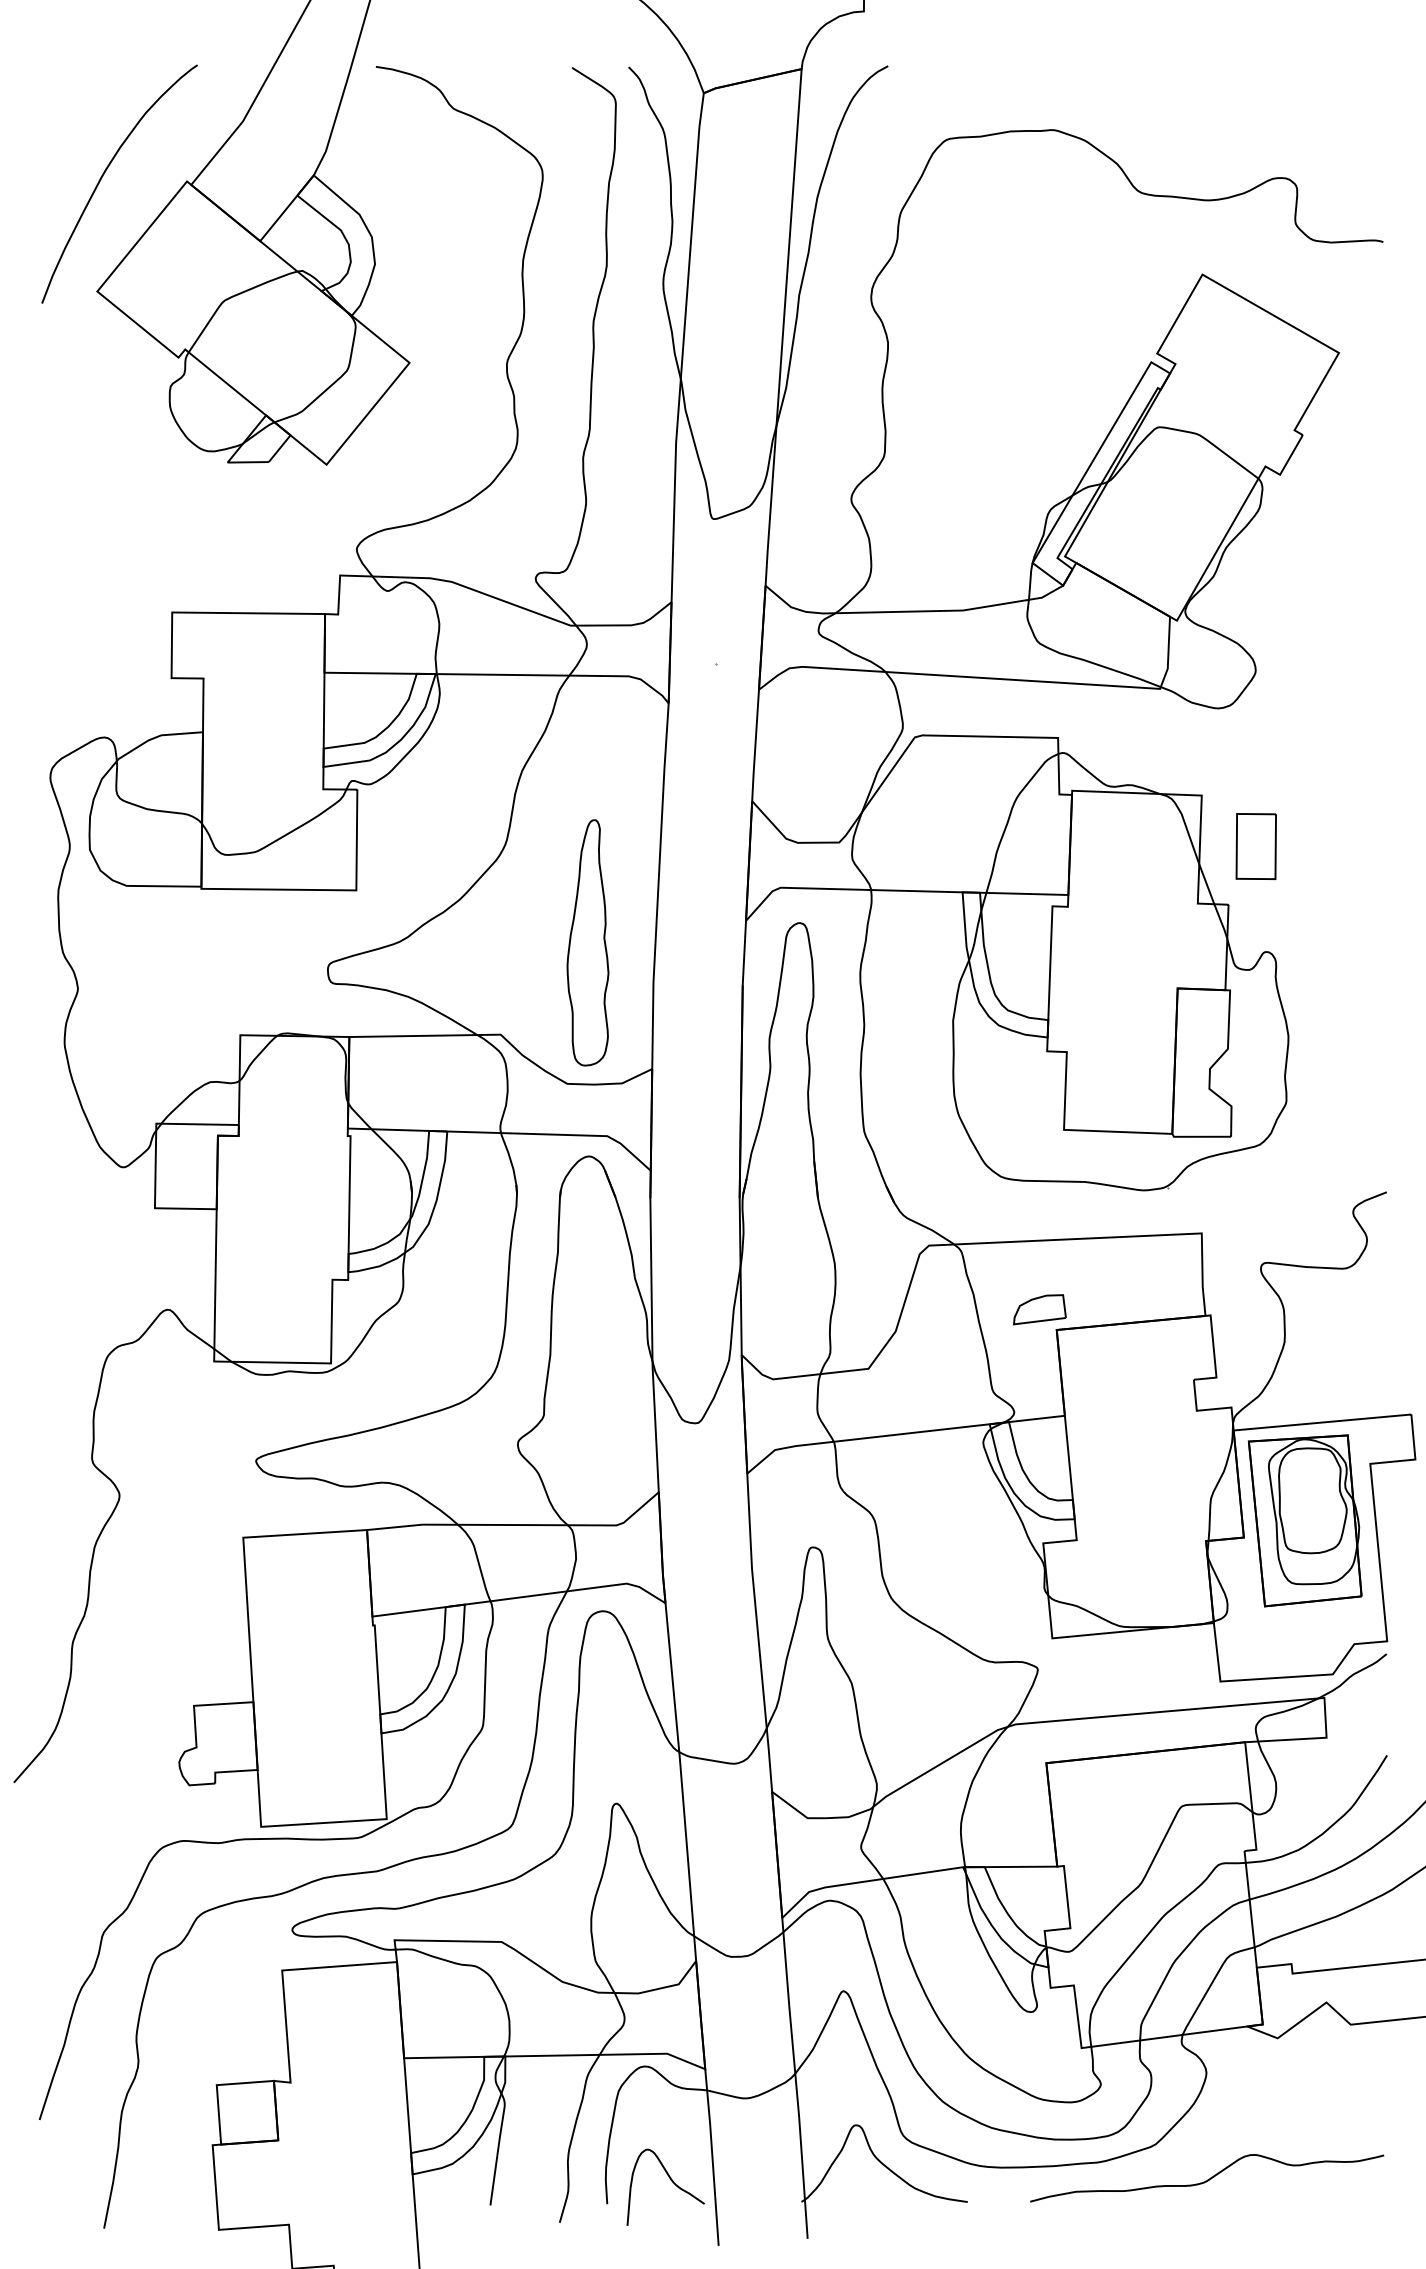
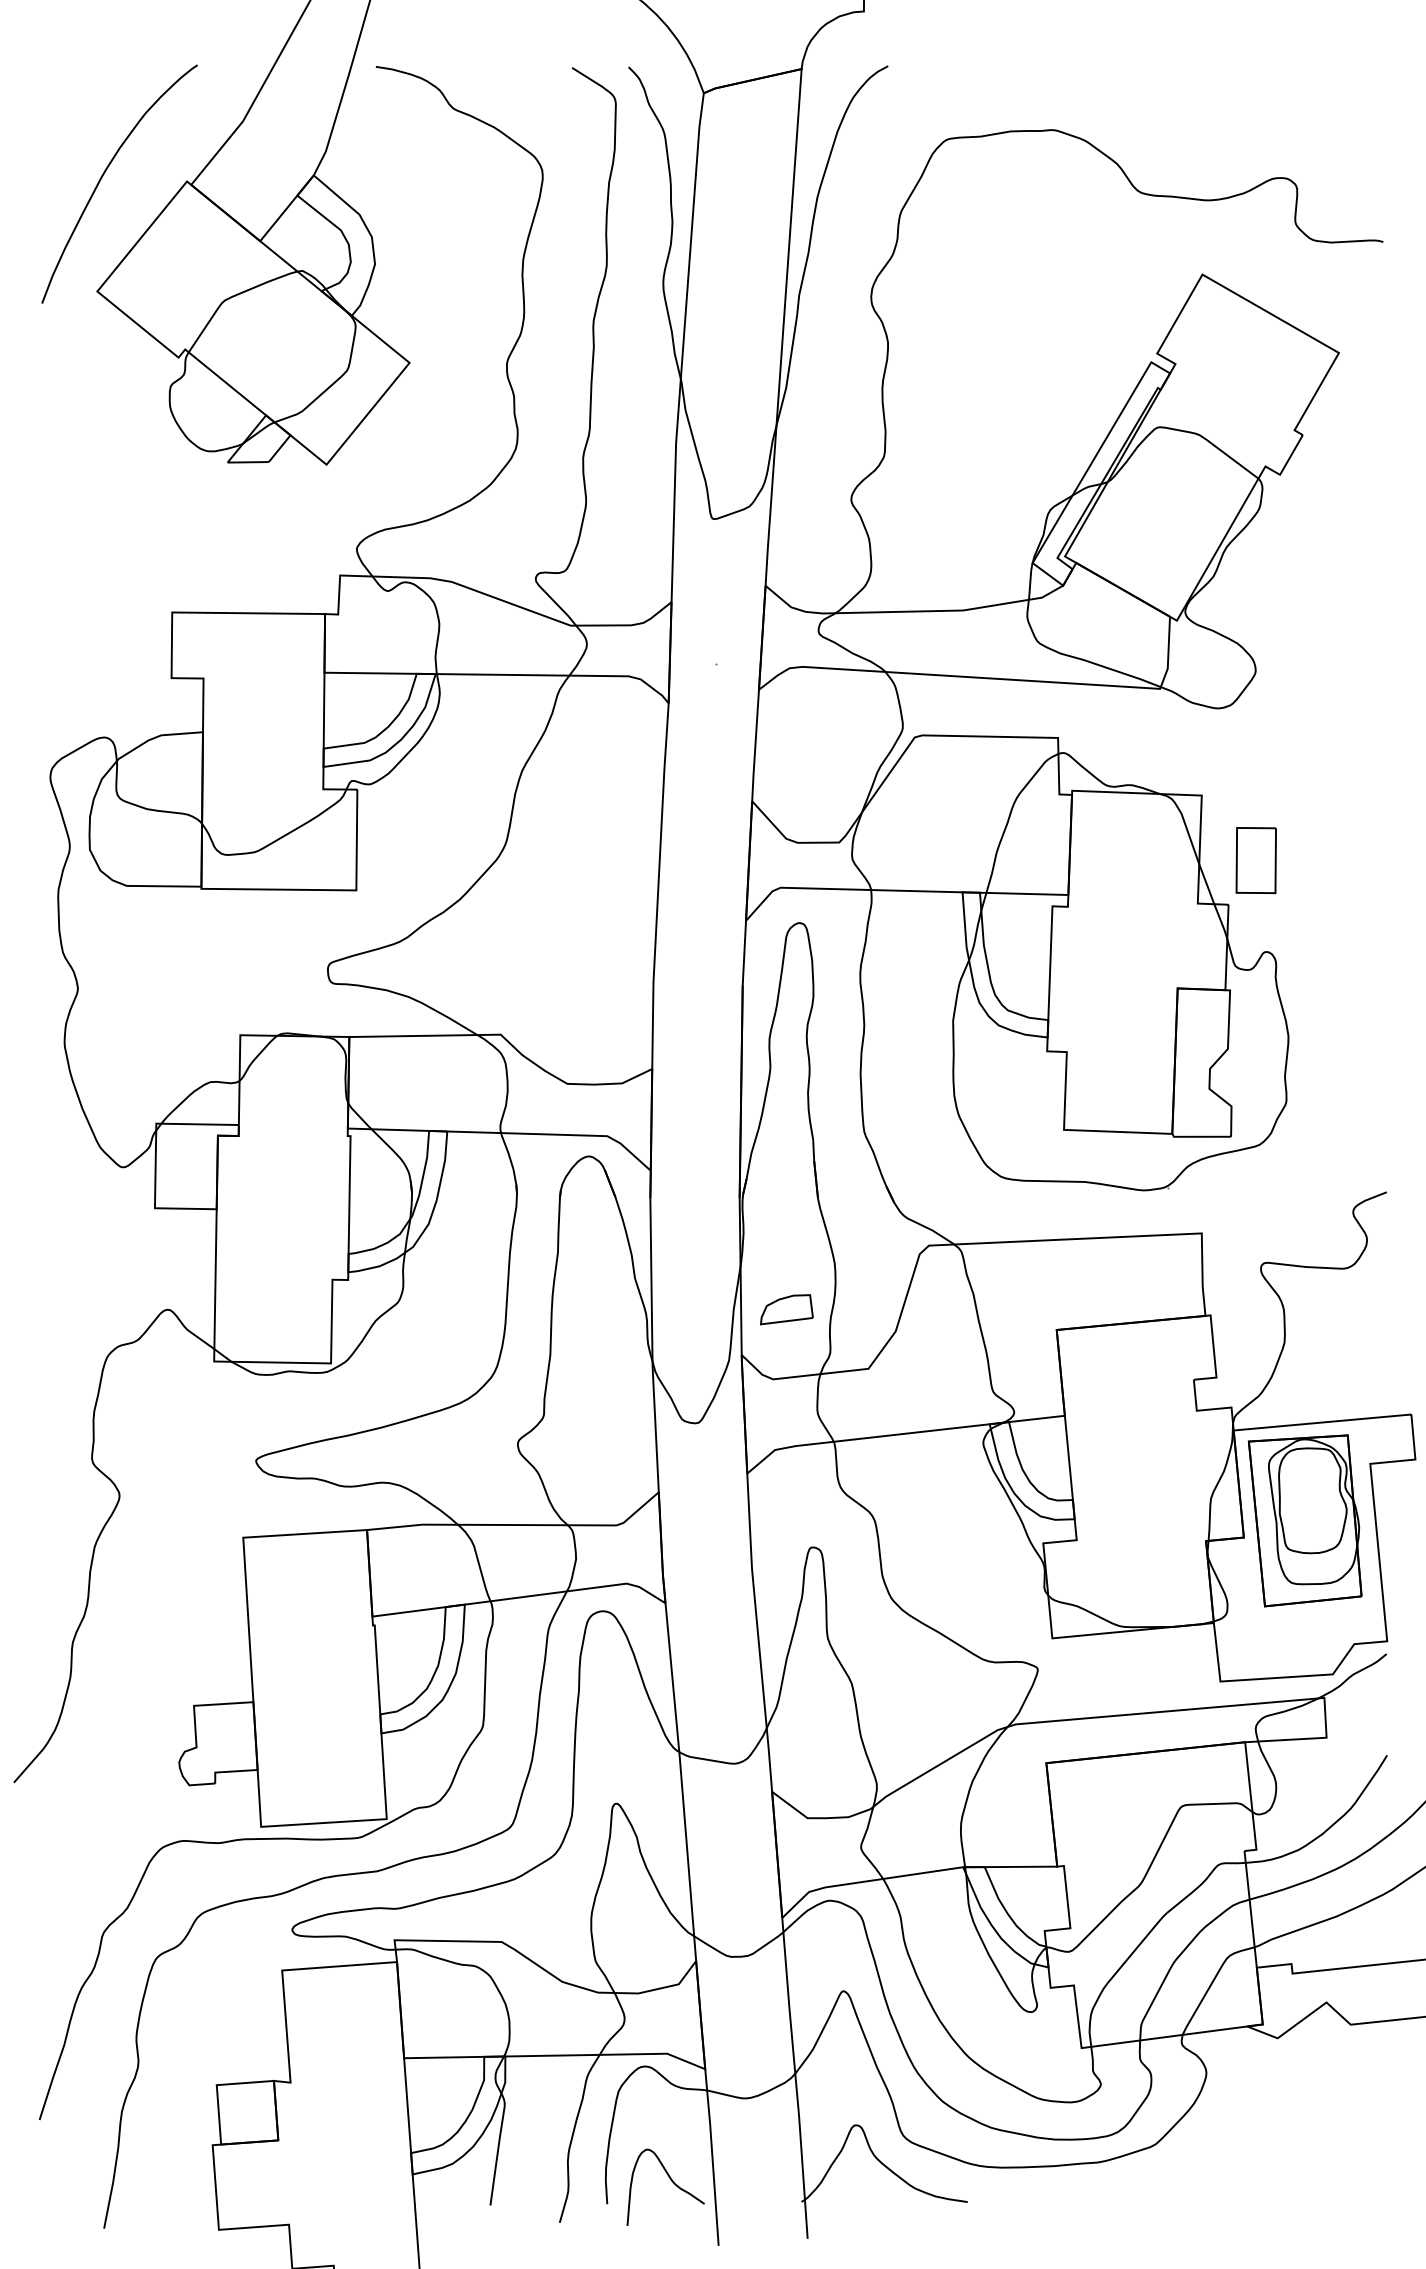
part position: (1255, 846) -> (1255, 860) (1255, 860)
part: present -> none (587, 942)
part position: (1039, 1309) -> (786, 1309) (786, 1309)
curve: present -> none (1207, 2179)
